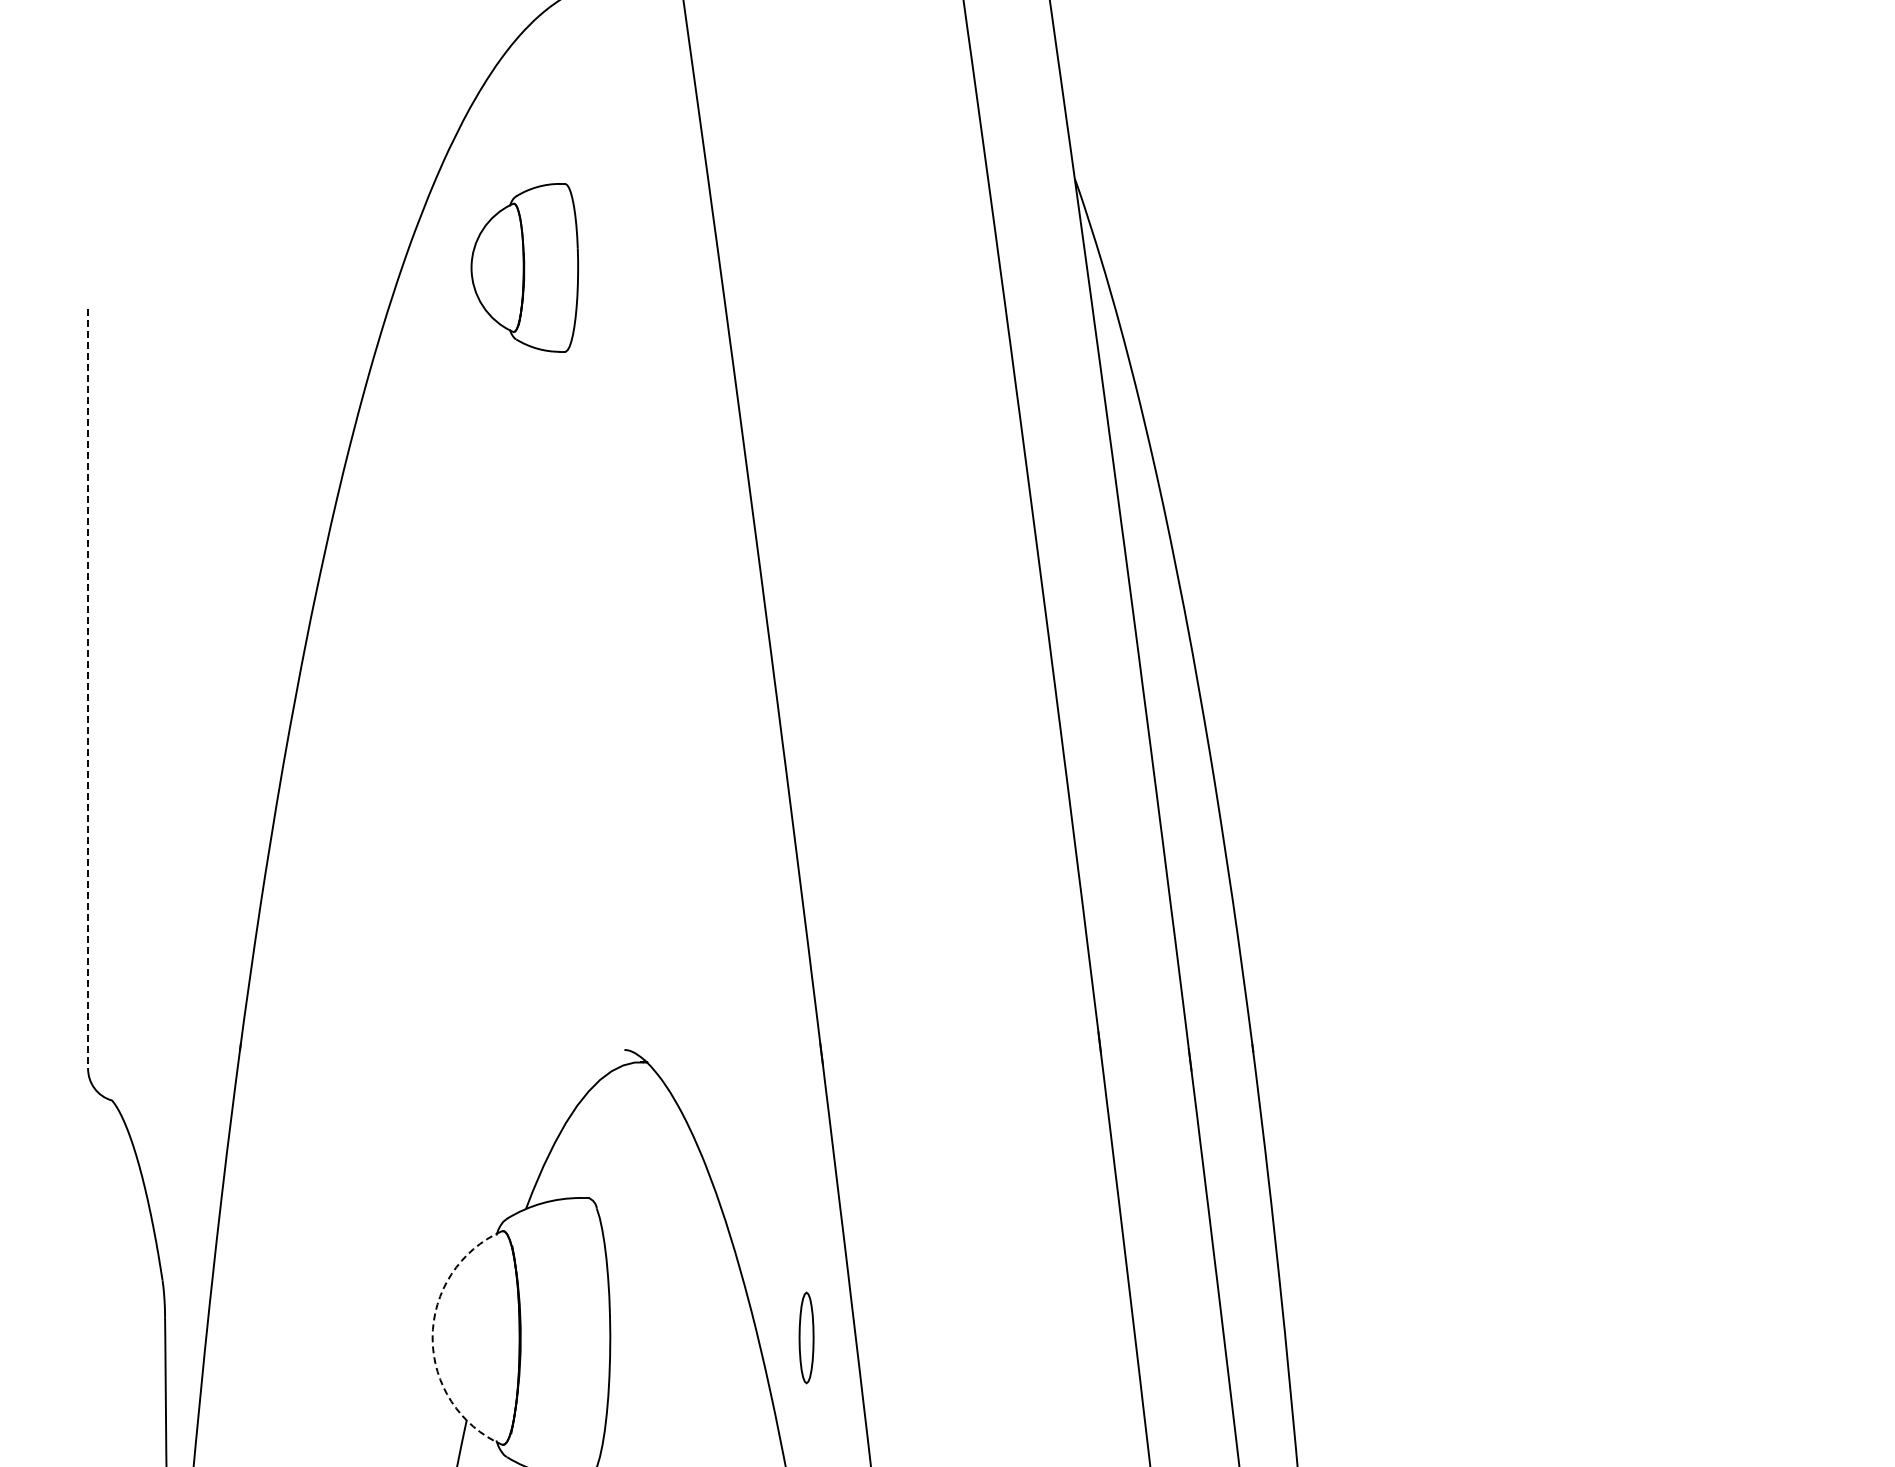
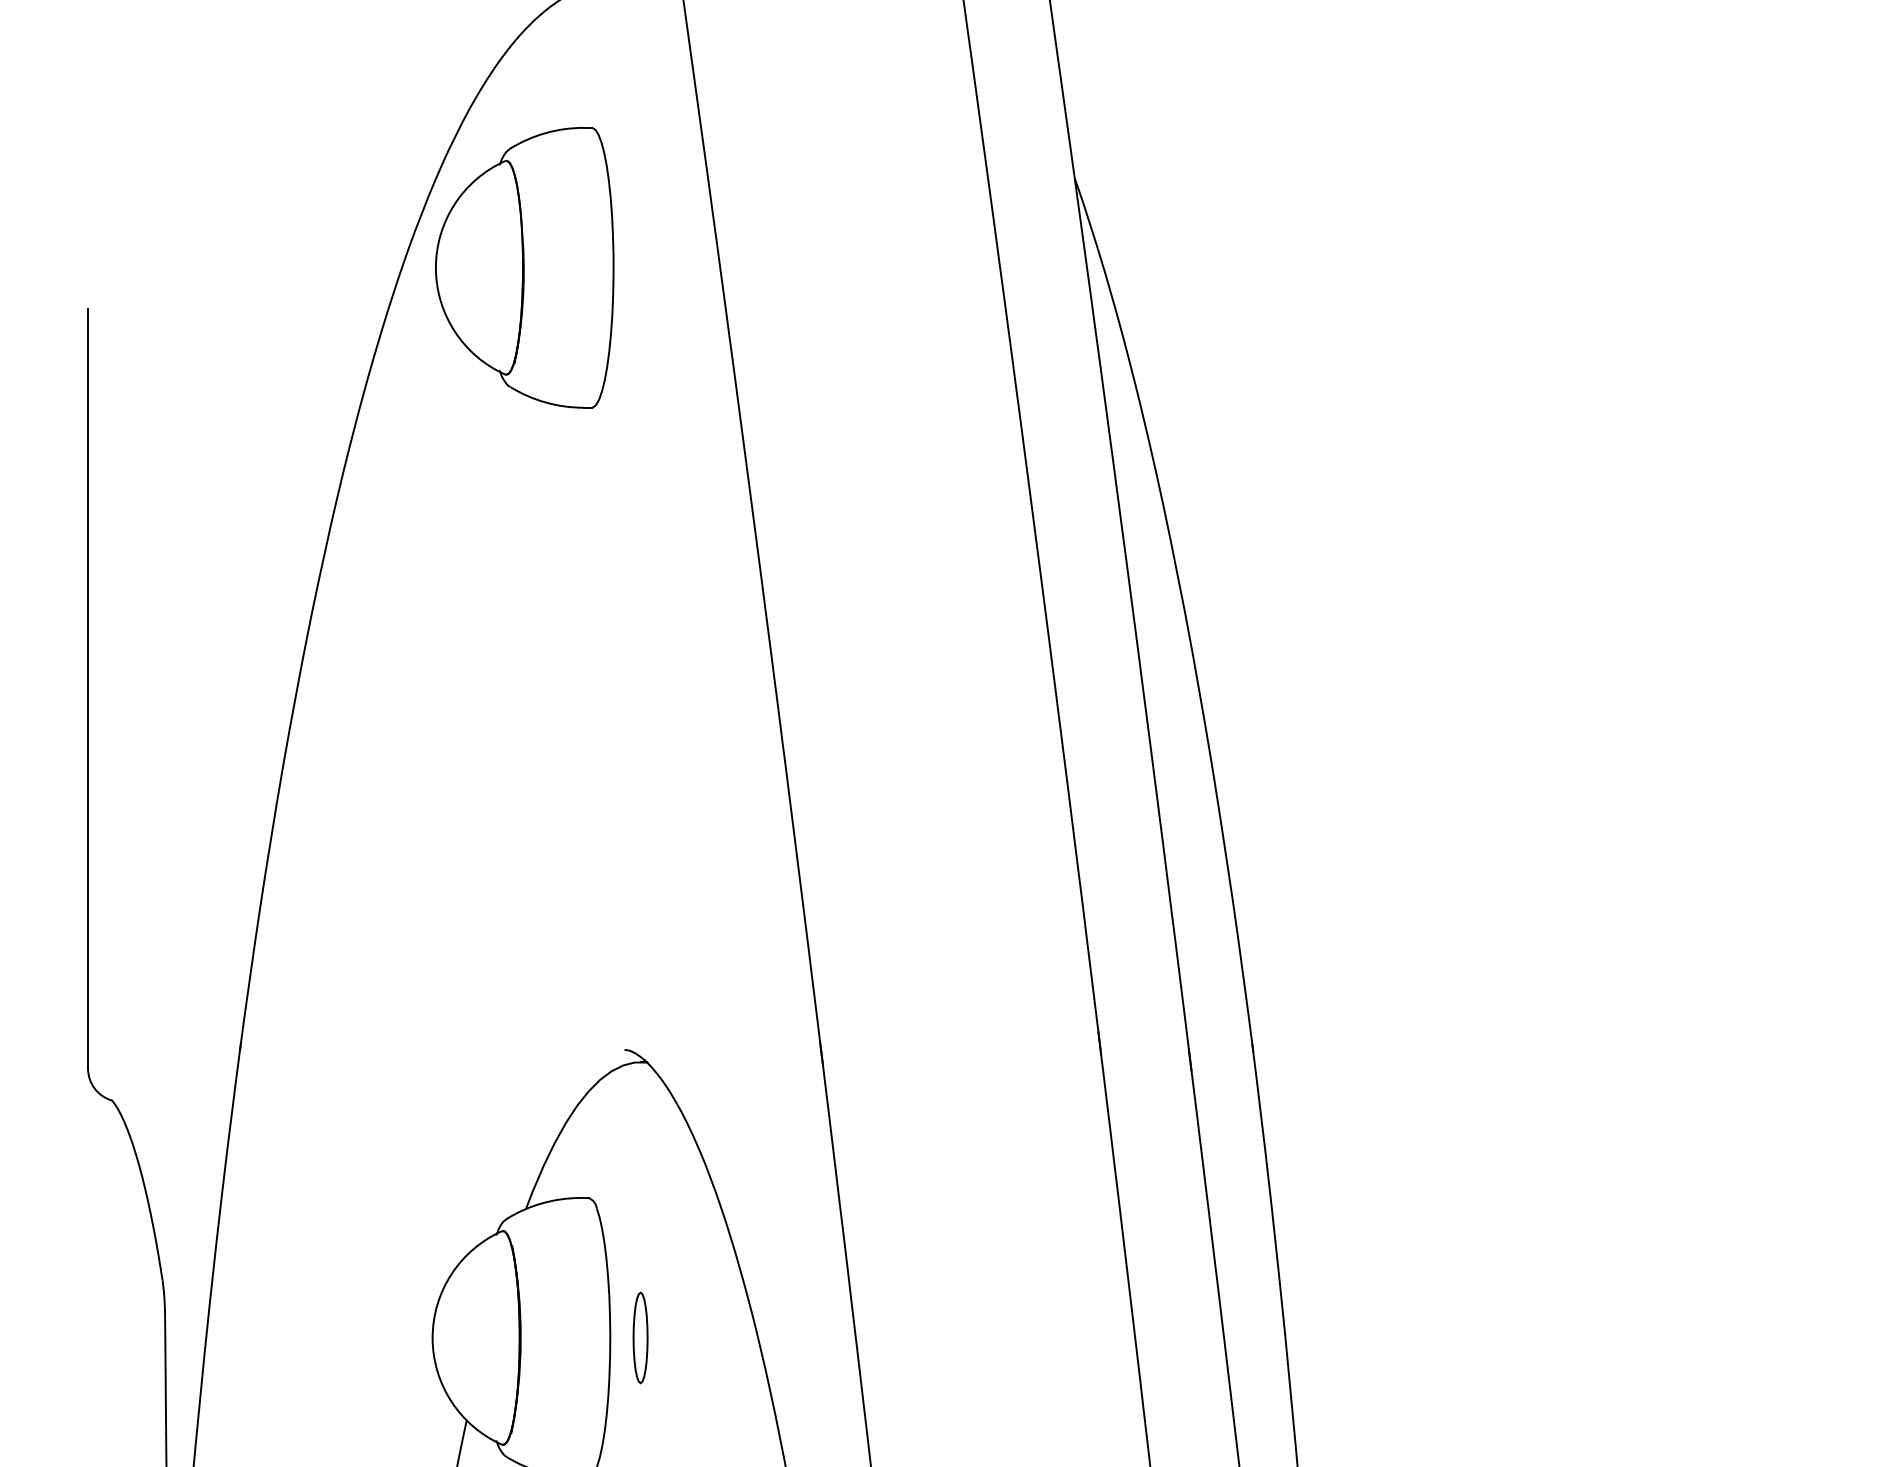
part size: 109x170 px -> 180x282 px (524, 267)
line: dashed -> solid (88, 689)
arc: dashed -> solid (432, 1337)
part position: (806, 1337) -> (640, 1337) (640, 1337)
